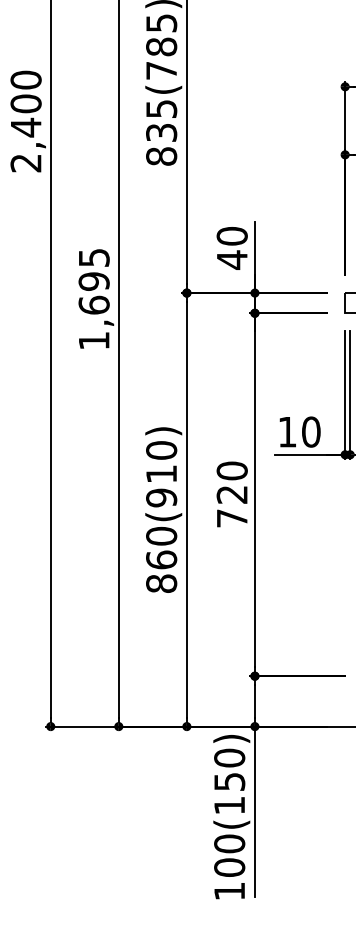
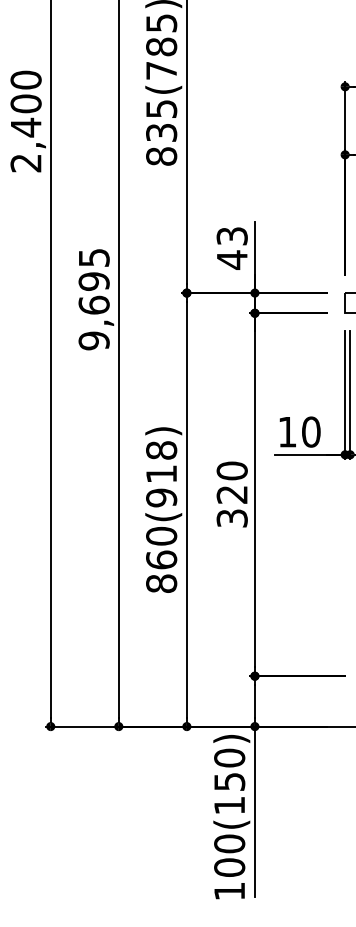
text: 40 -> 43 (231, 235)
text: 1,695 -> 9,695 (93, 340)
text: 860(910) -> 860(918) (161, 450)
text: 720 -> 320 (231, 518)
